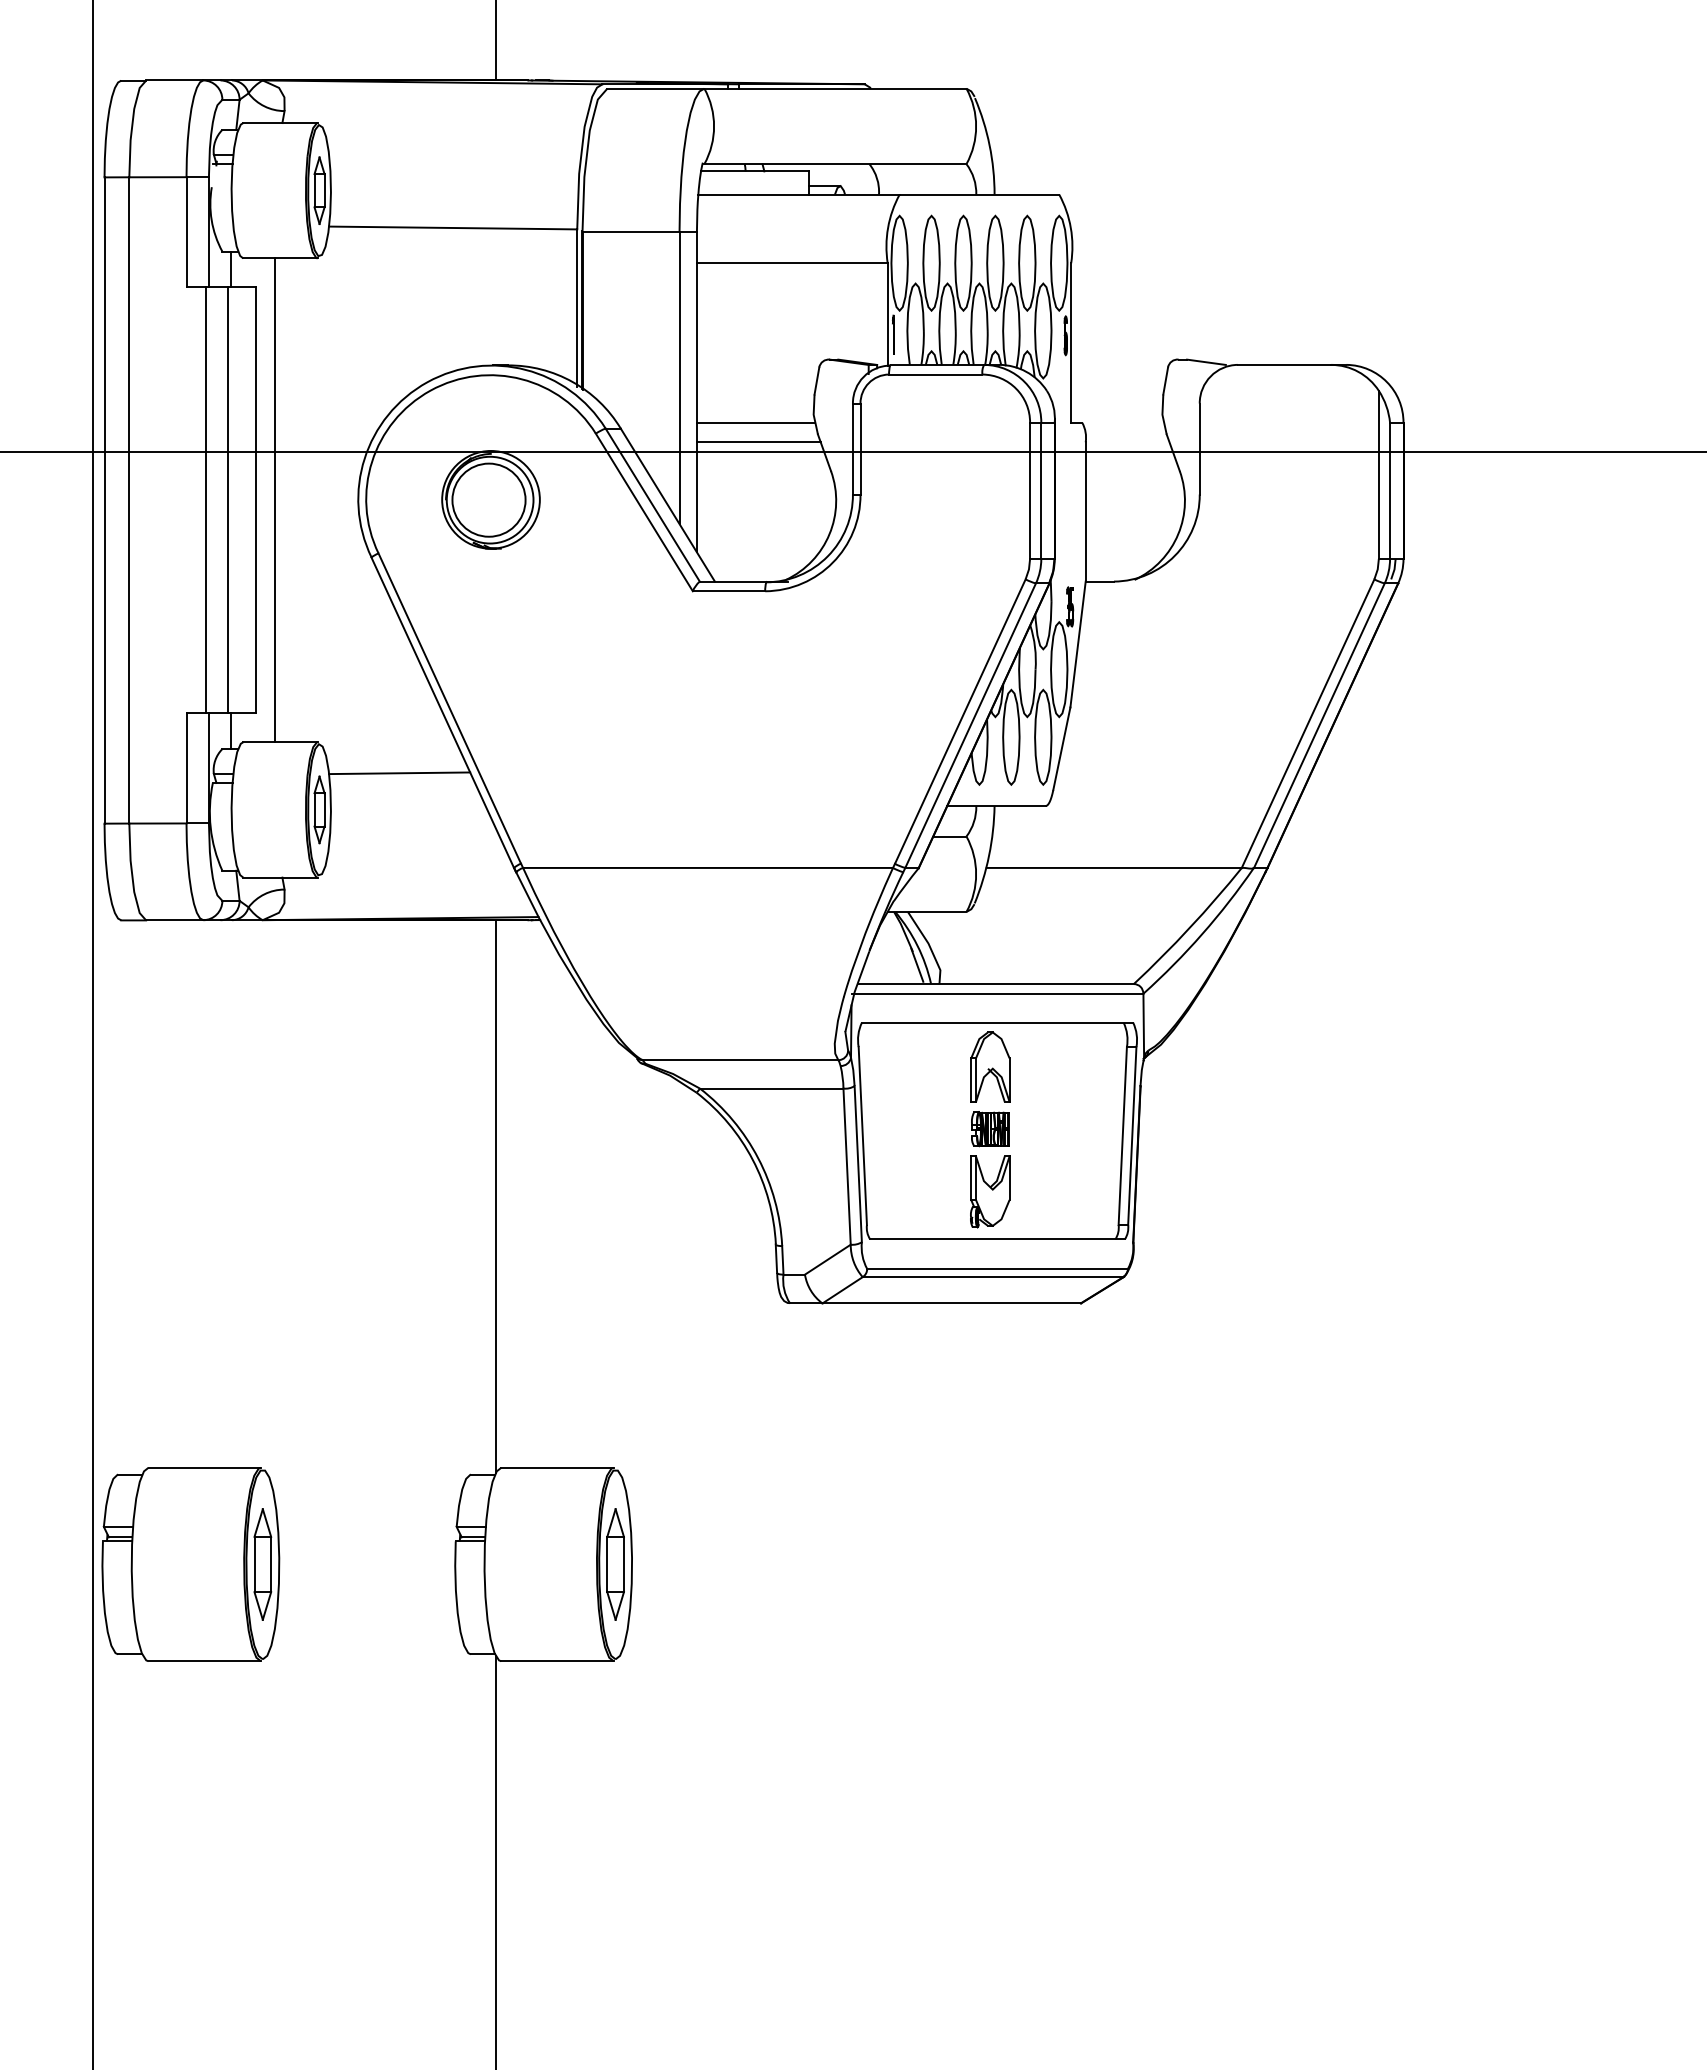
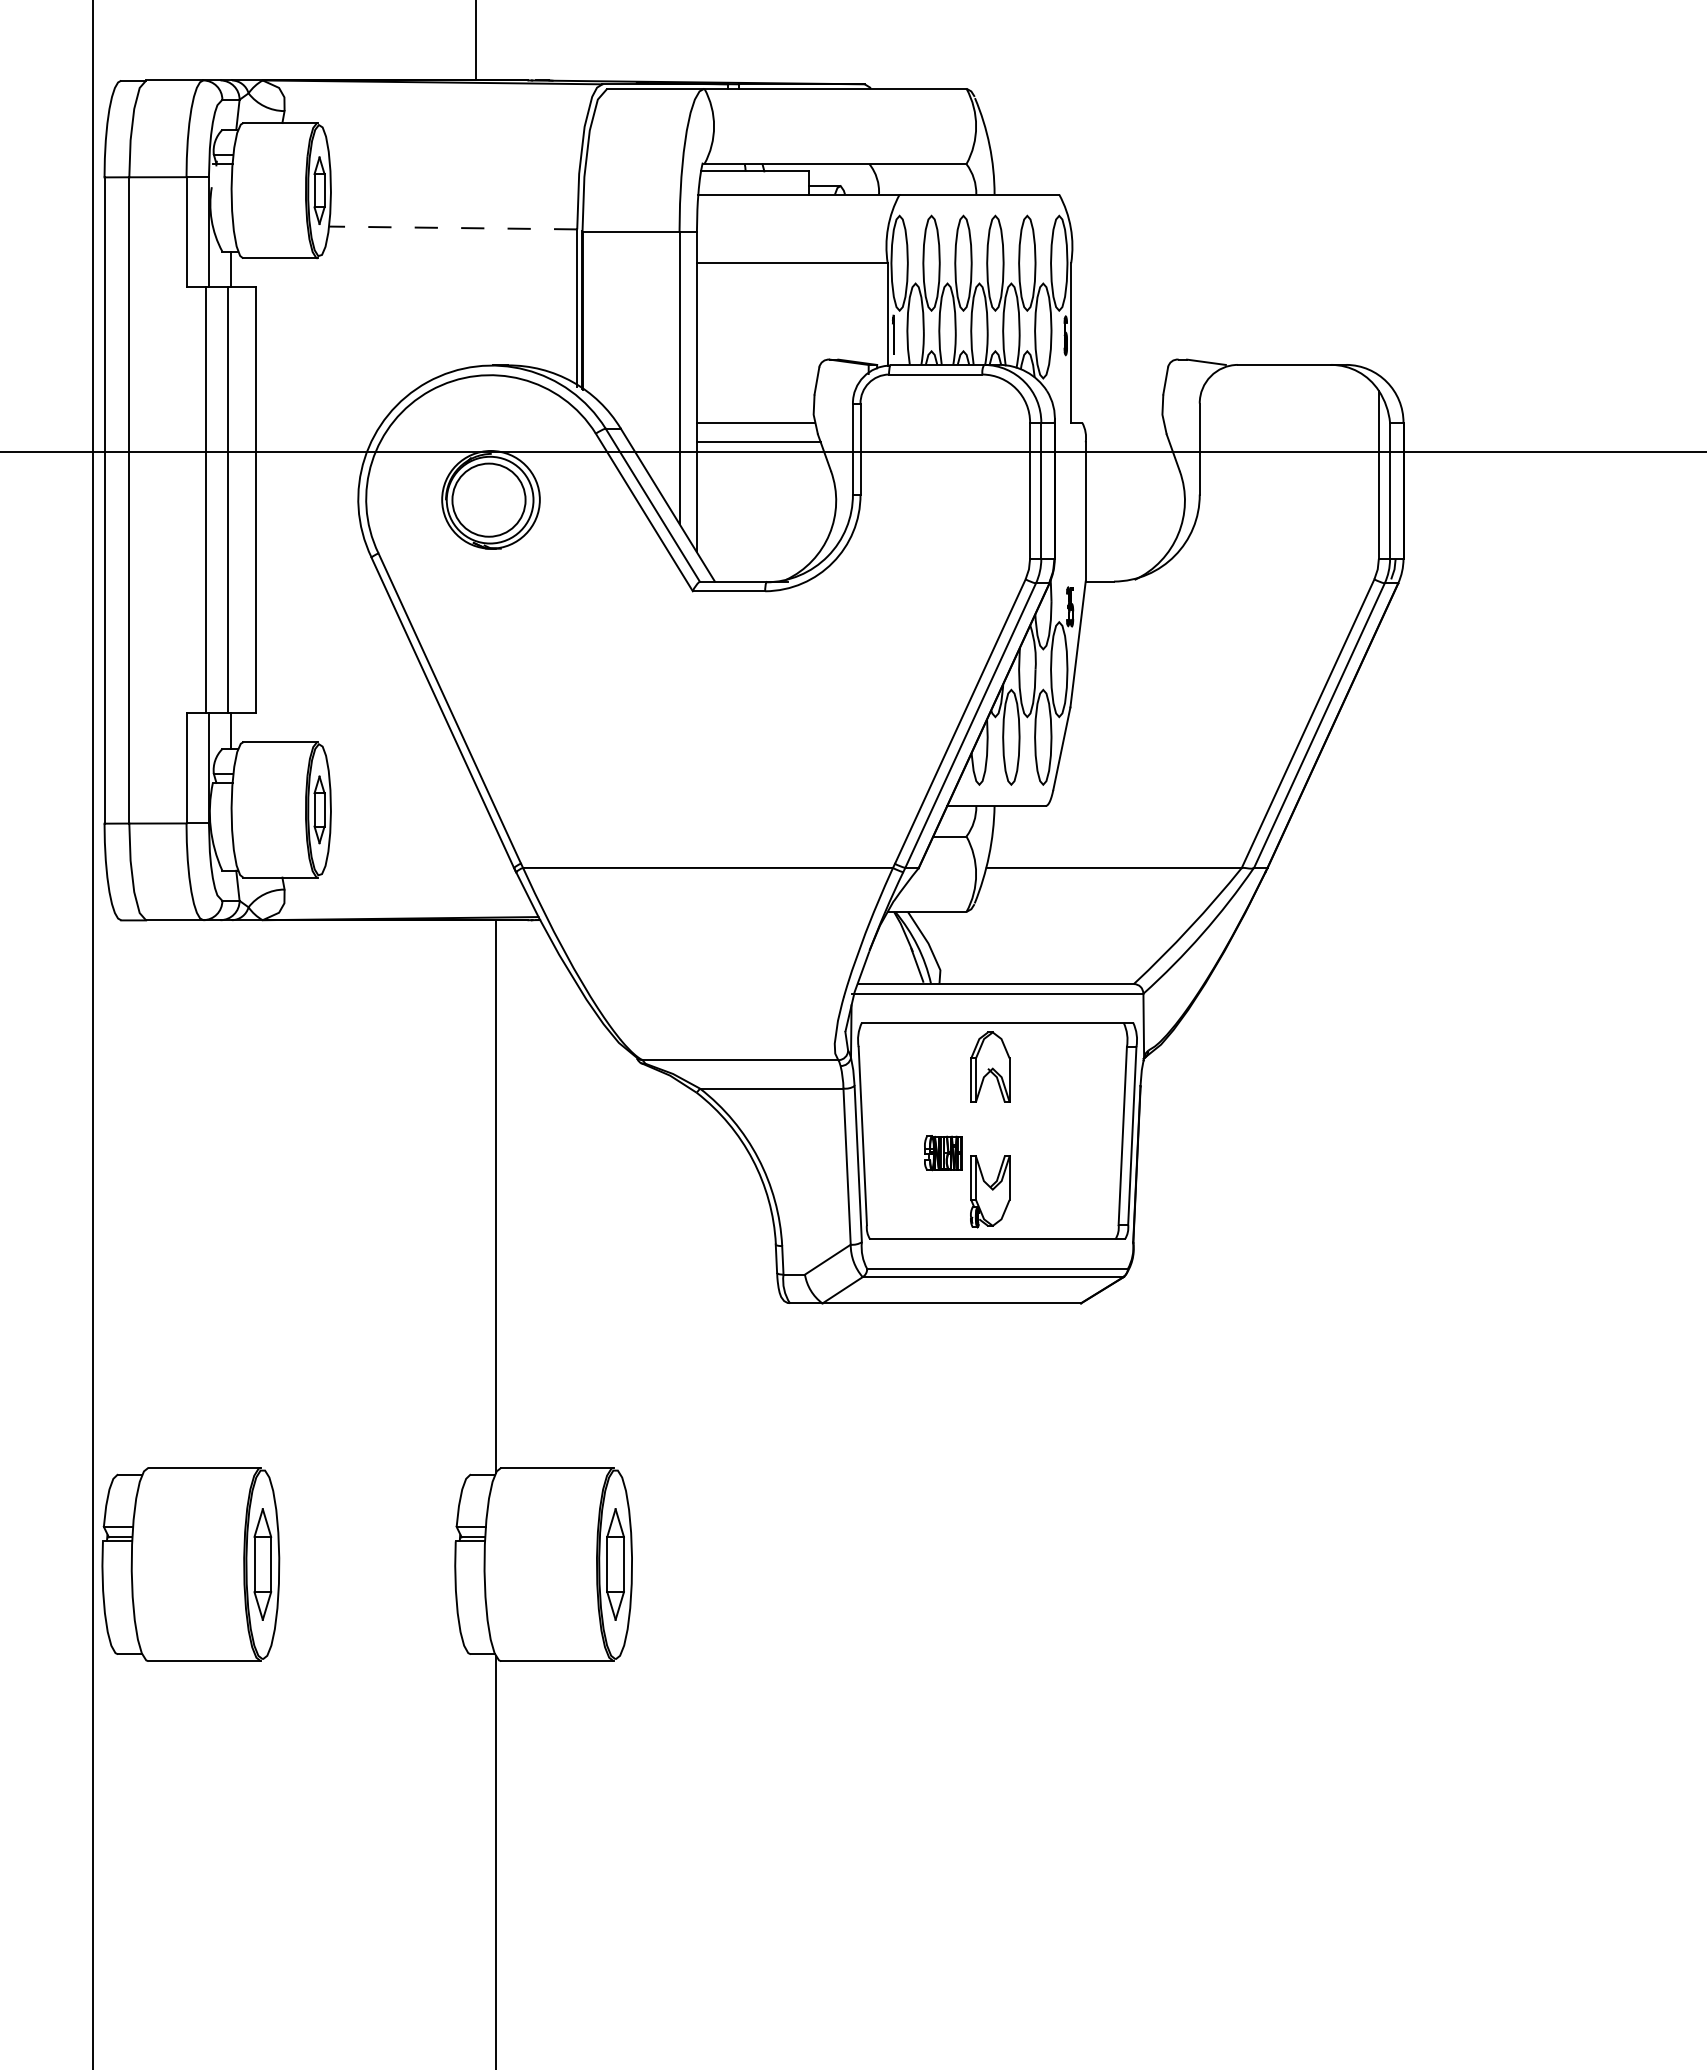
line position: (496, 41) -> (476, 41) (476, 41)
line: solid -> dashed (452, 227)
line: present -> none (274, 500)
line: present -> none (399, 773)
part position: (990, 1129) -> (943, 1153) (943, 1153)
